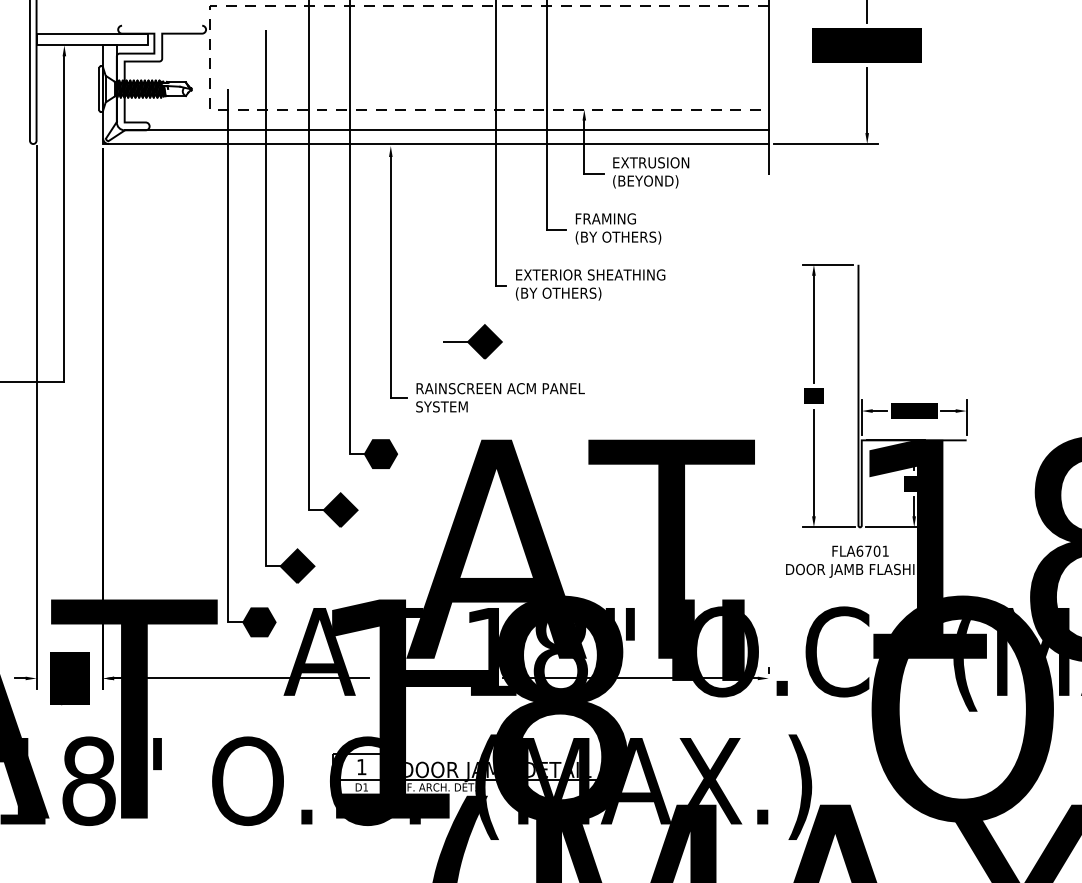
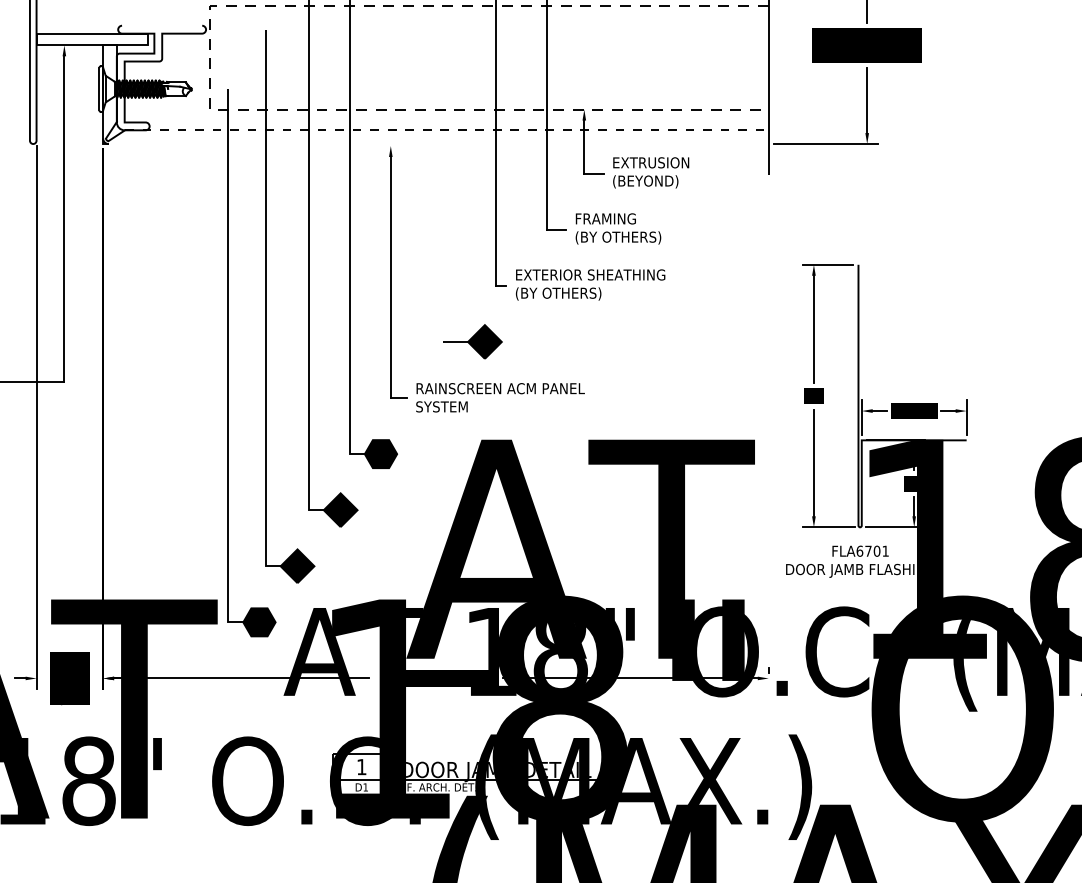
line: solid -> dashed (446, 130)
line: present -> none (438, 144)
